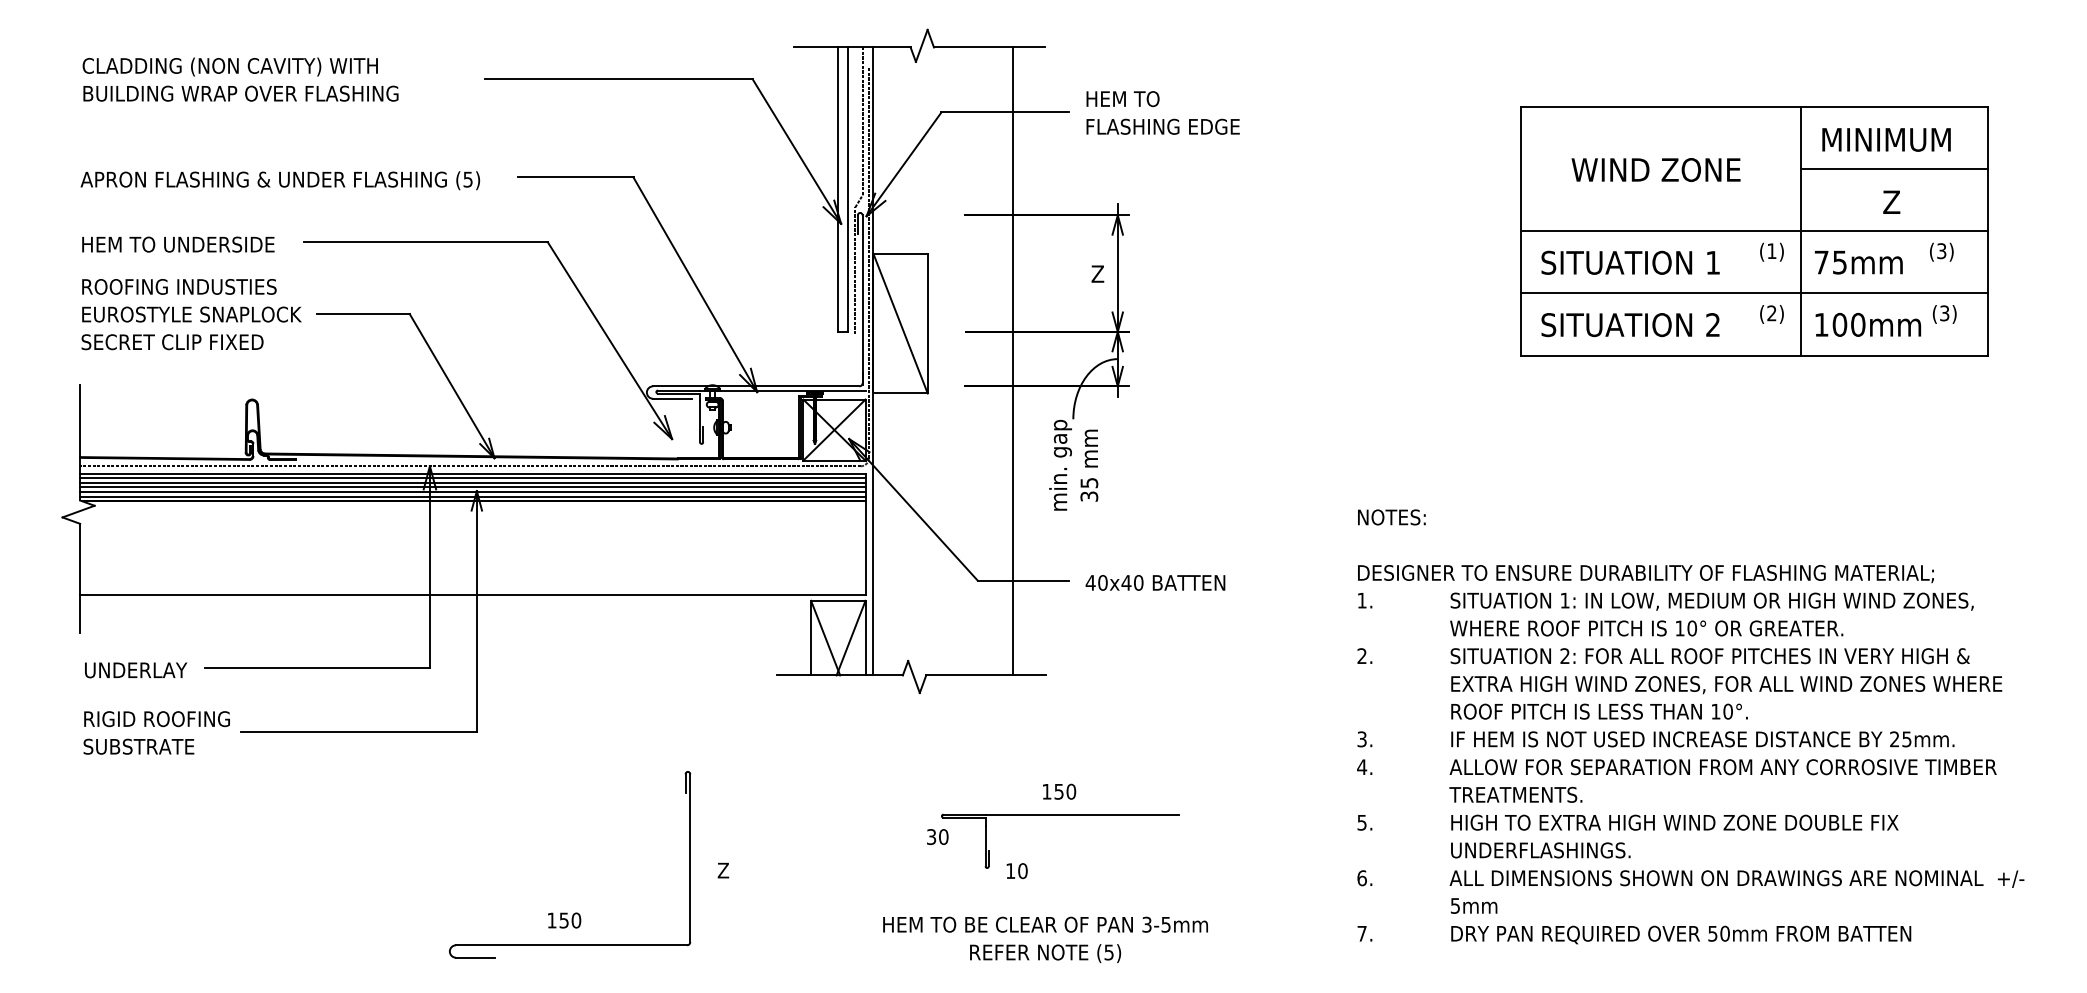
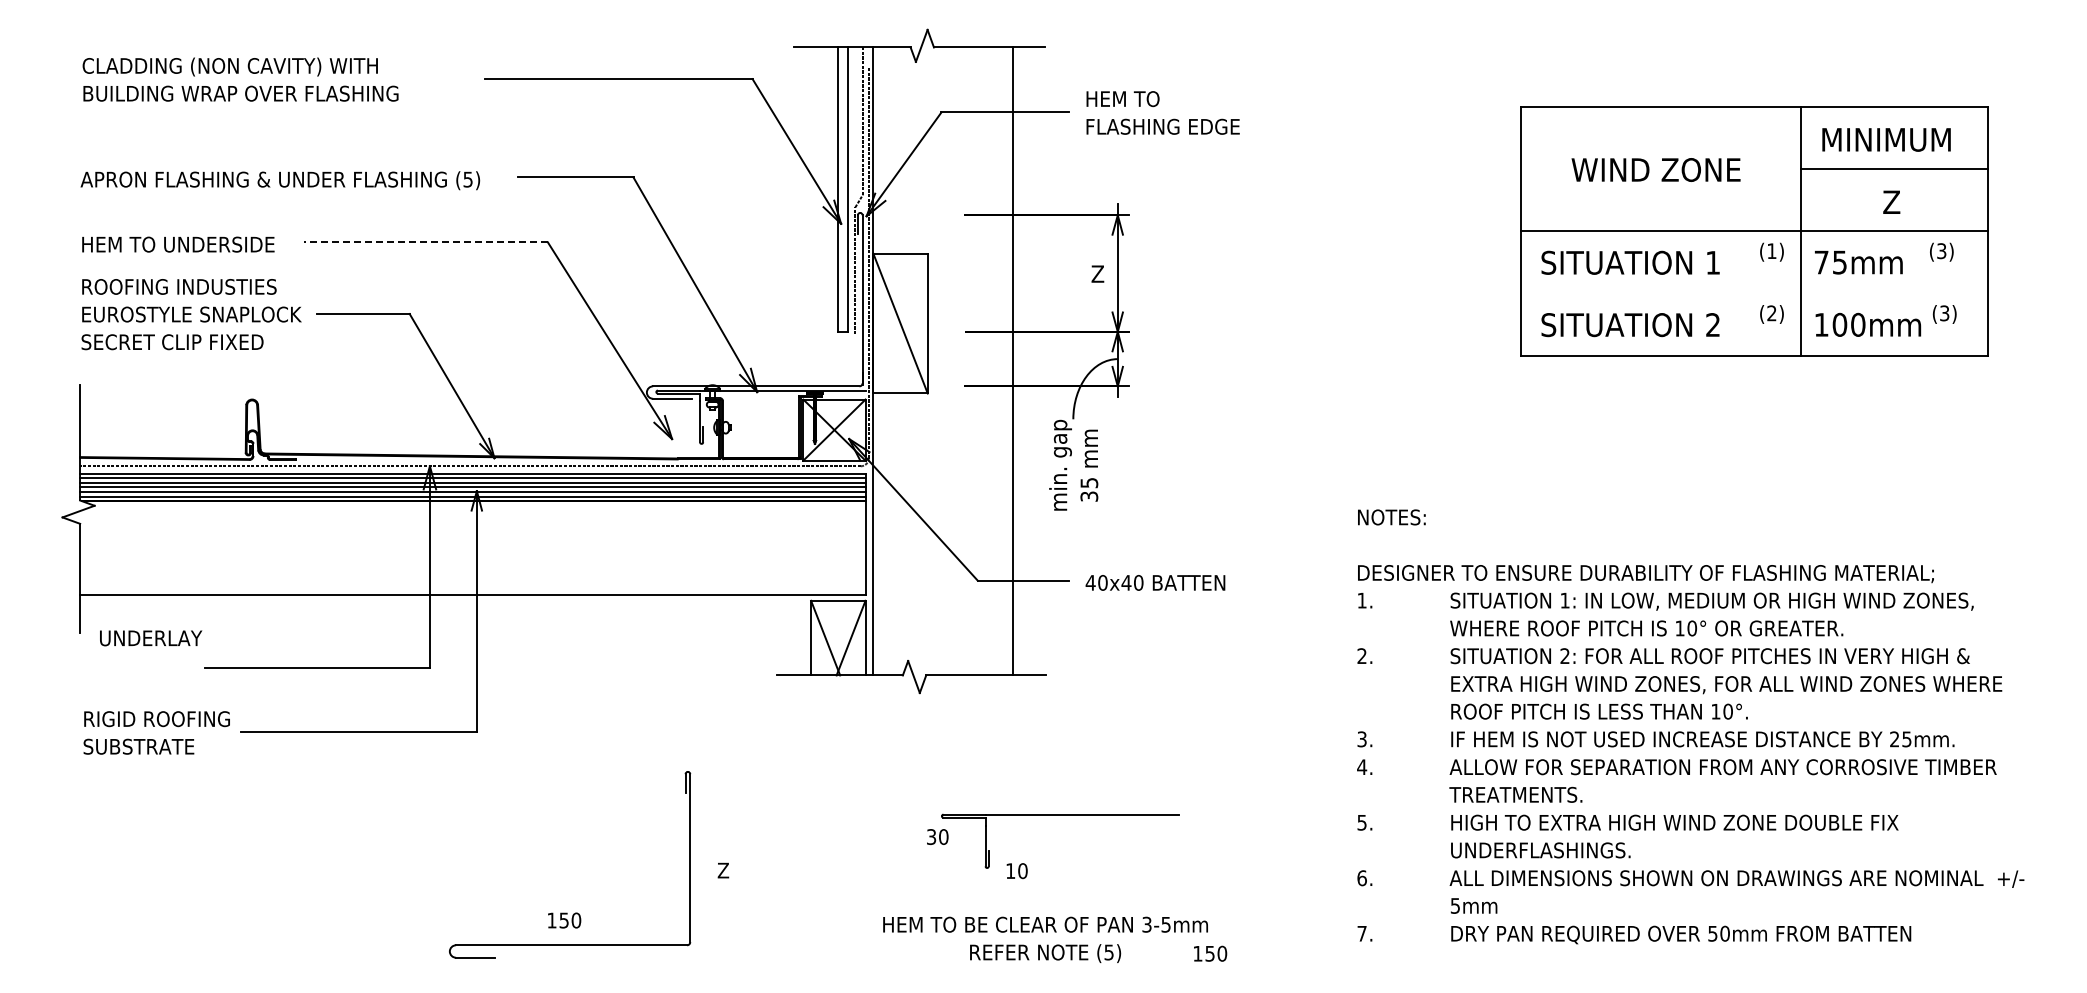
line: solid -> dashed (426, 242)
line: present -> none (1753, 293)
text position: (136, 670) -> (151, 638) (151, 638)
text position: (1059, 791) -> (1210, 953) (1210, 953)
